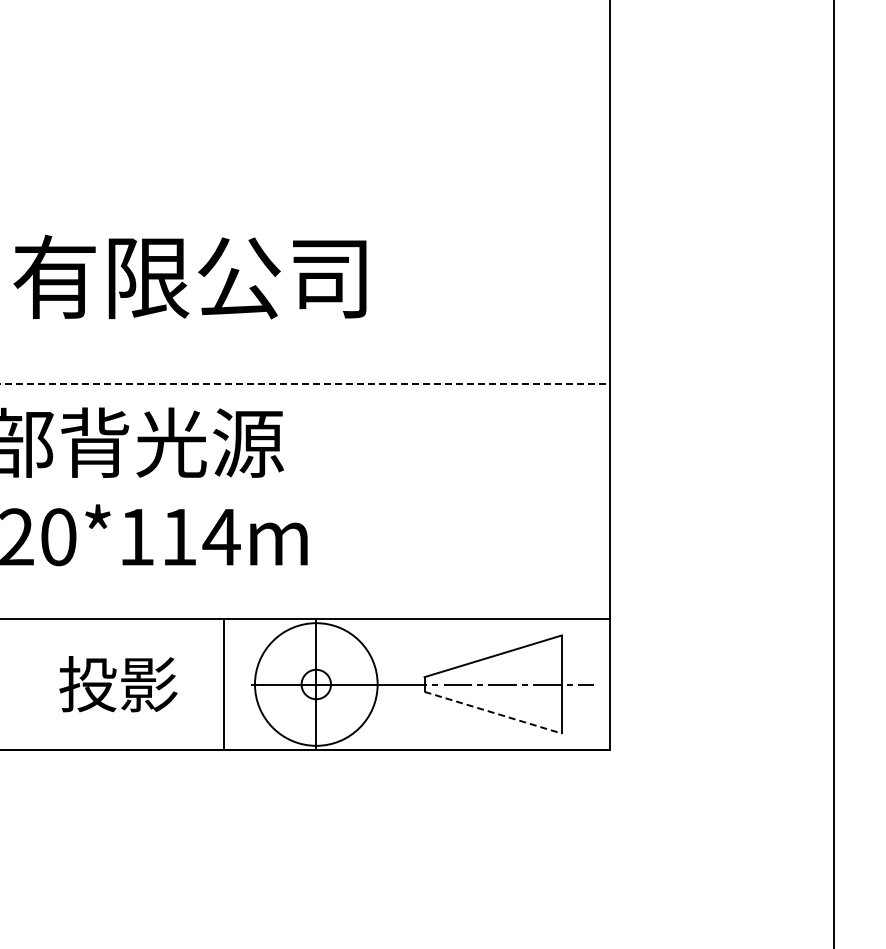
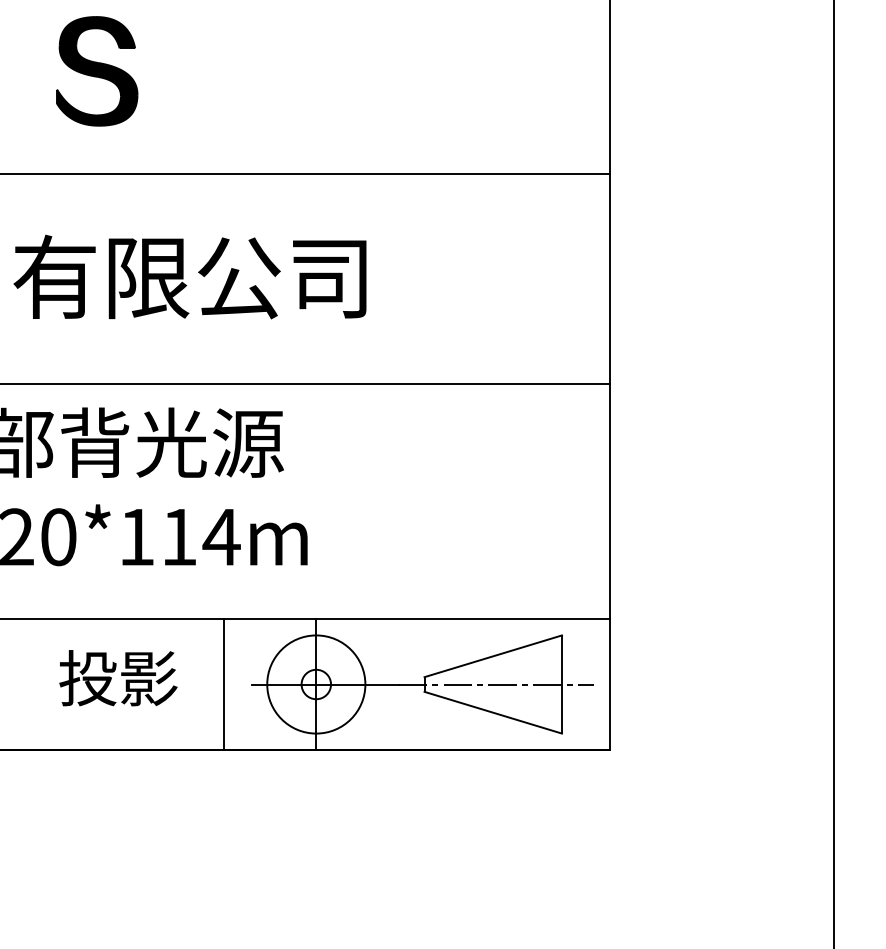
part: none -> present (97, 71)
line: none -> present (305, 174)
line: dashed -> solid (304, 383)
text position: (118, 684) -> (118, 678) (118, 678)
circle diameter: 123 px -> 98 px (316, 684)
line: dashed -> solid (493, 712)
